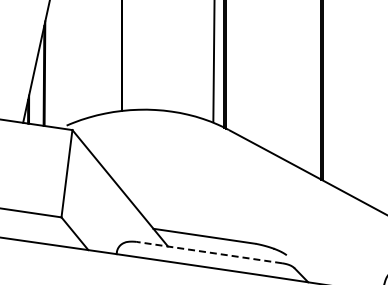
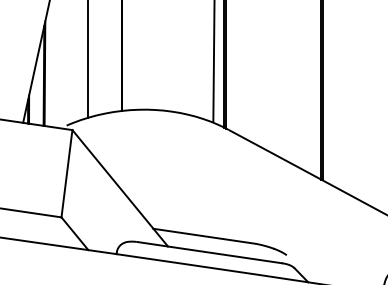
line: none -> present (87, 59)
line: dashed -> solid (210, 252)
